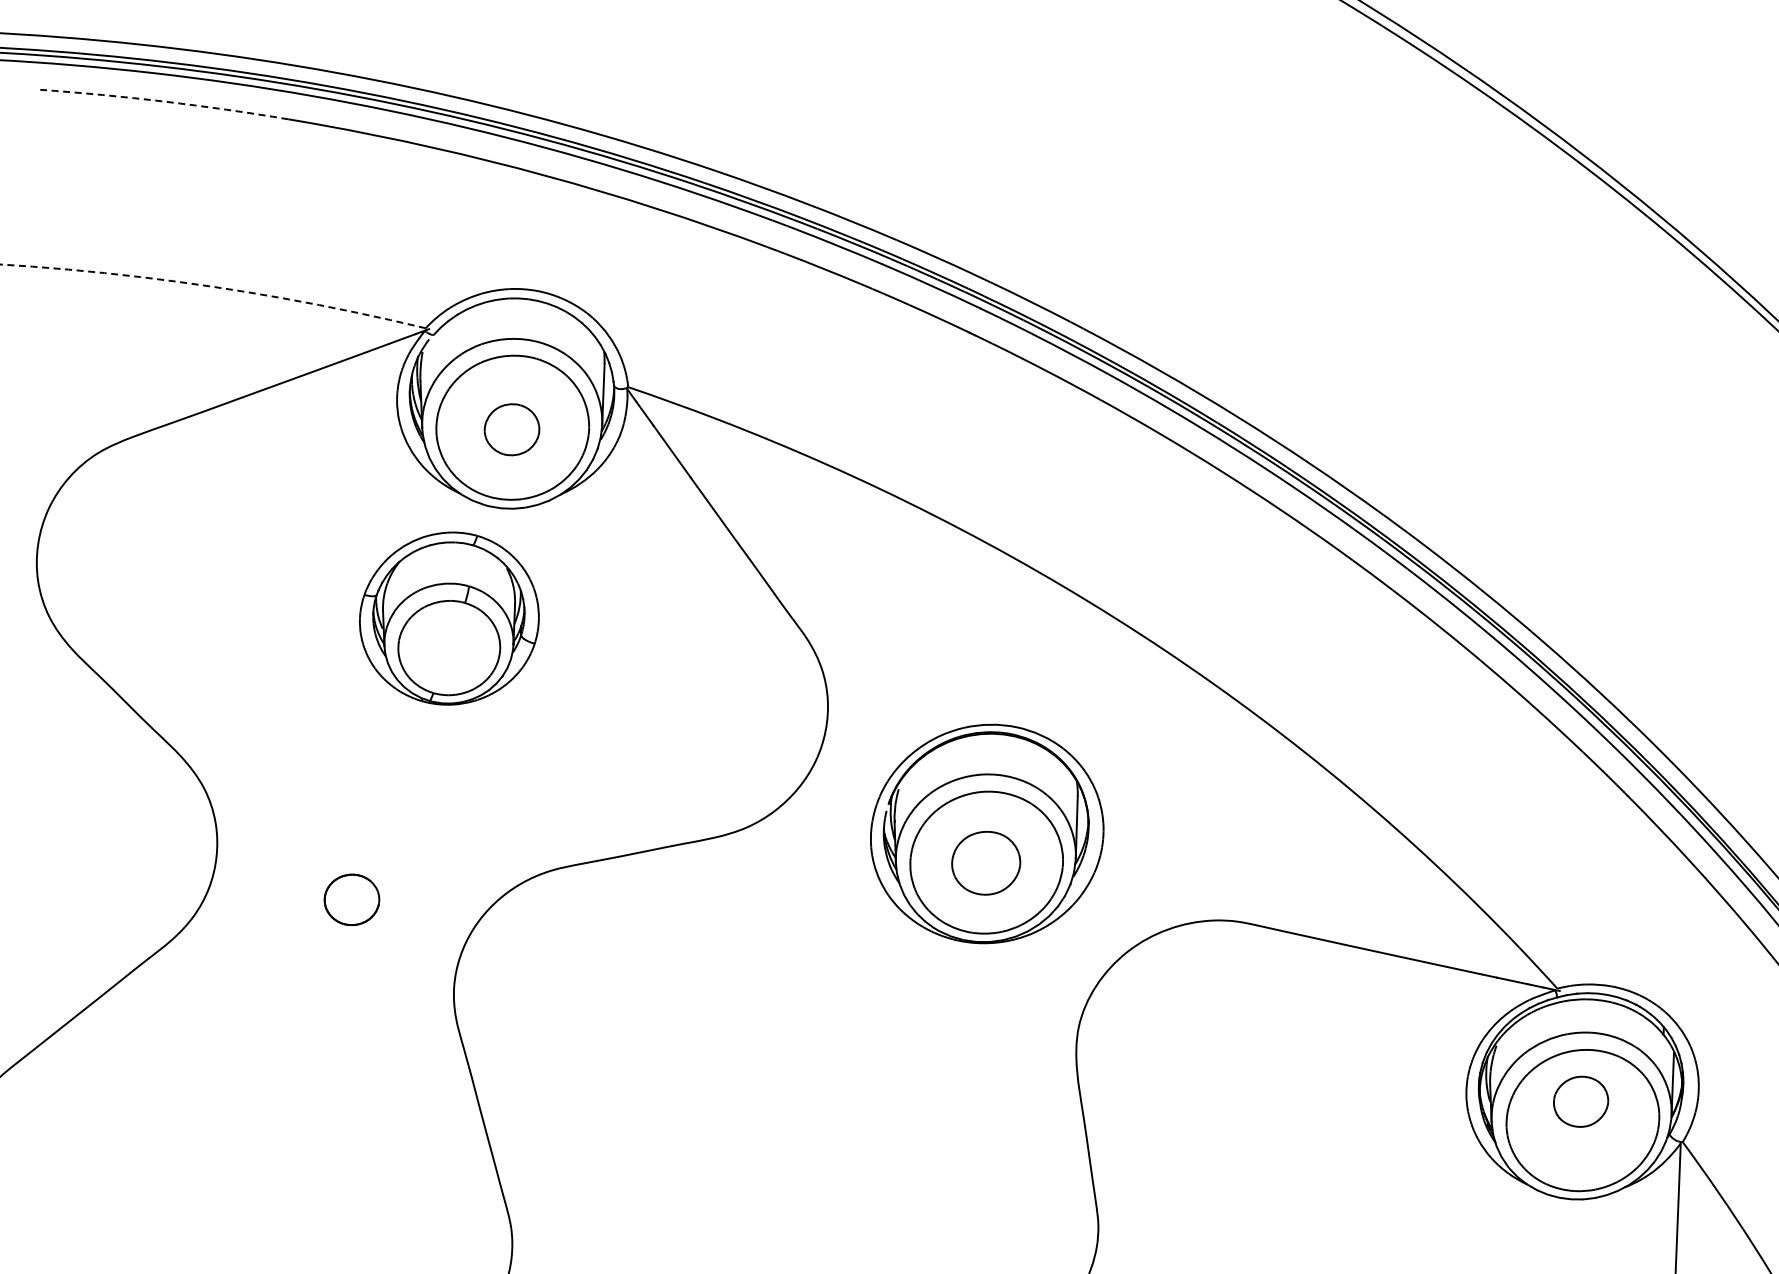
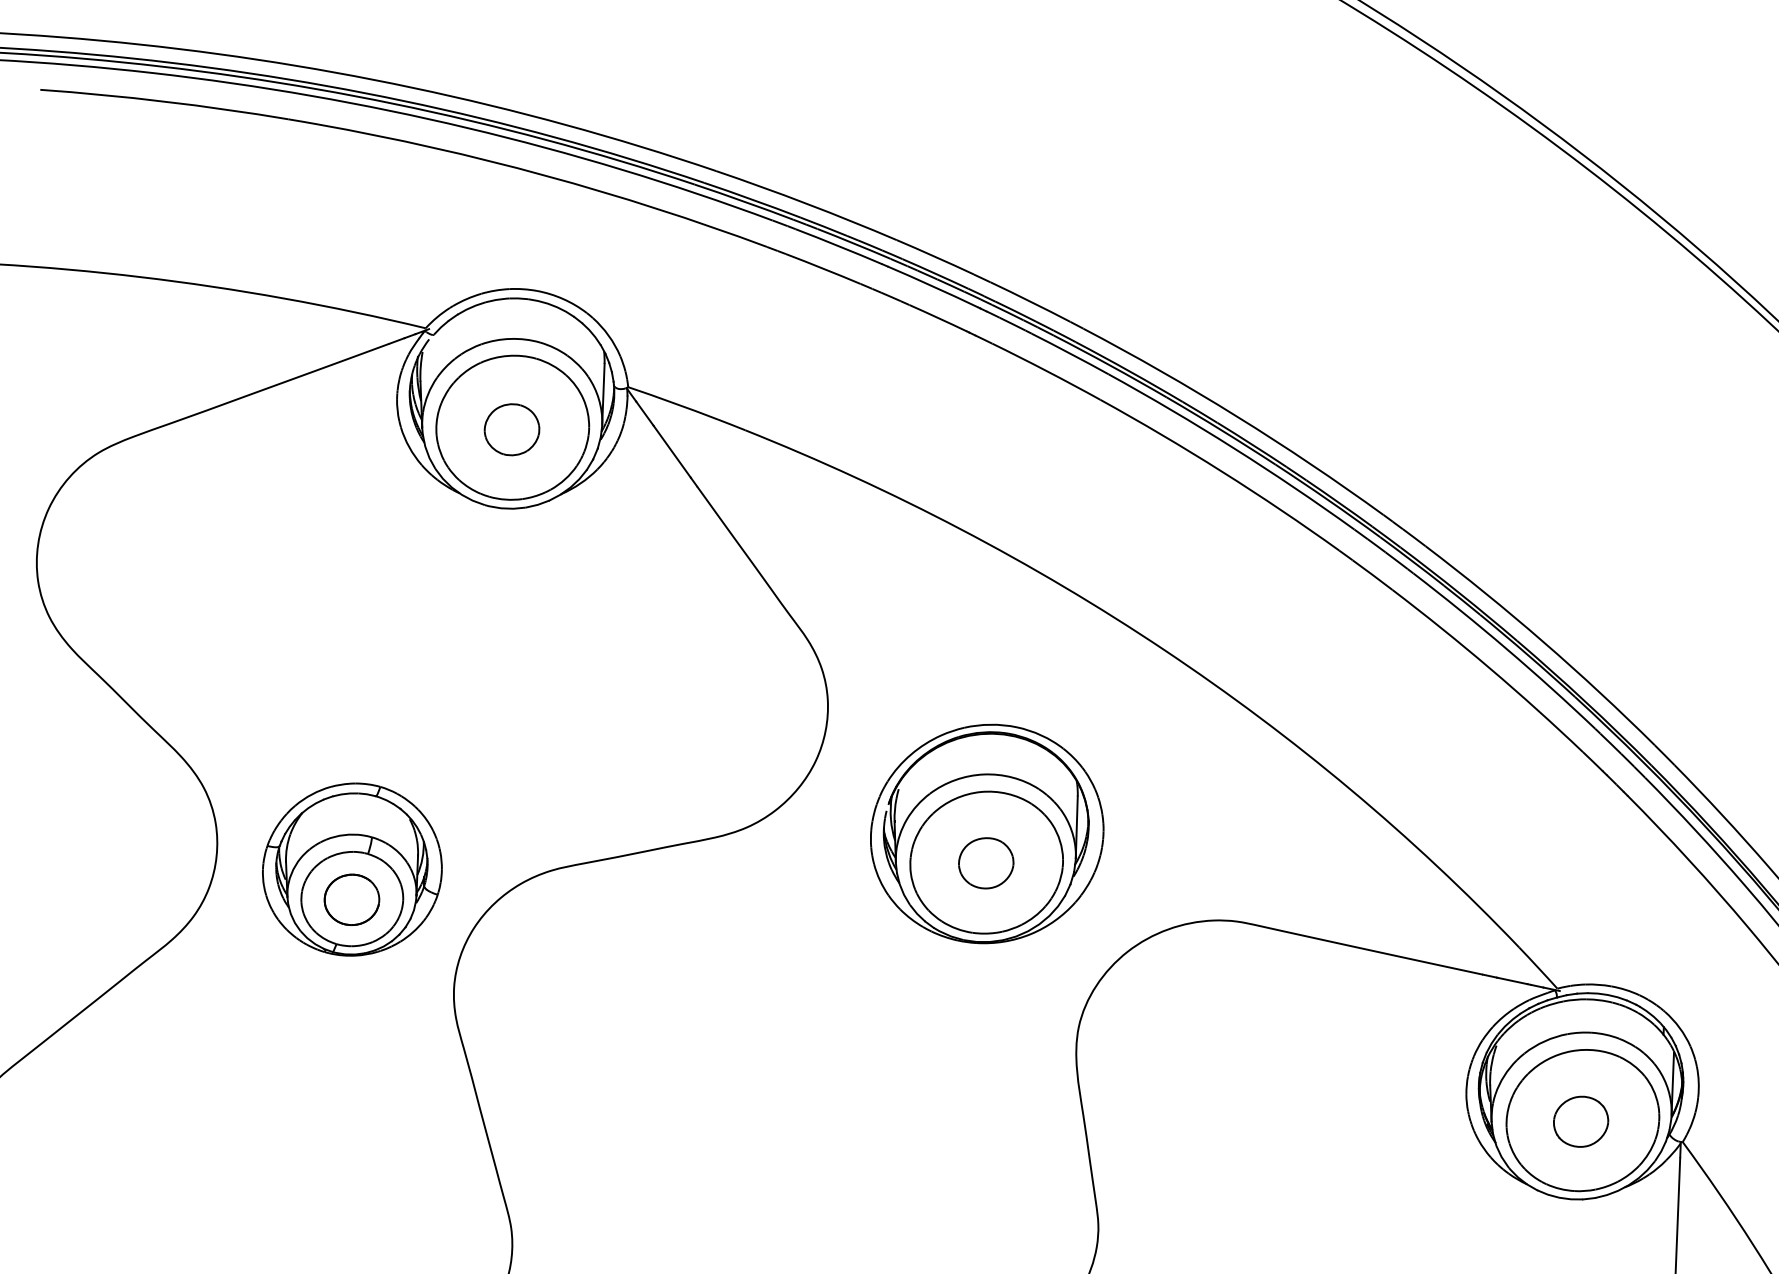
arc: dashed -> solid (164, 101)
arc: dashed -> solid (213, 286)
part position: (449, 618) -> (352, 869) (352, 869)
part size: 71x66 px -> 57x53 px (986, 863)
part position: (1581, 1101) -> (1581, 1121) (1581, 1121)
